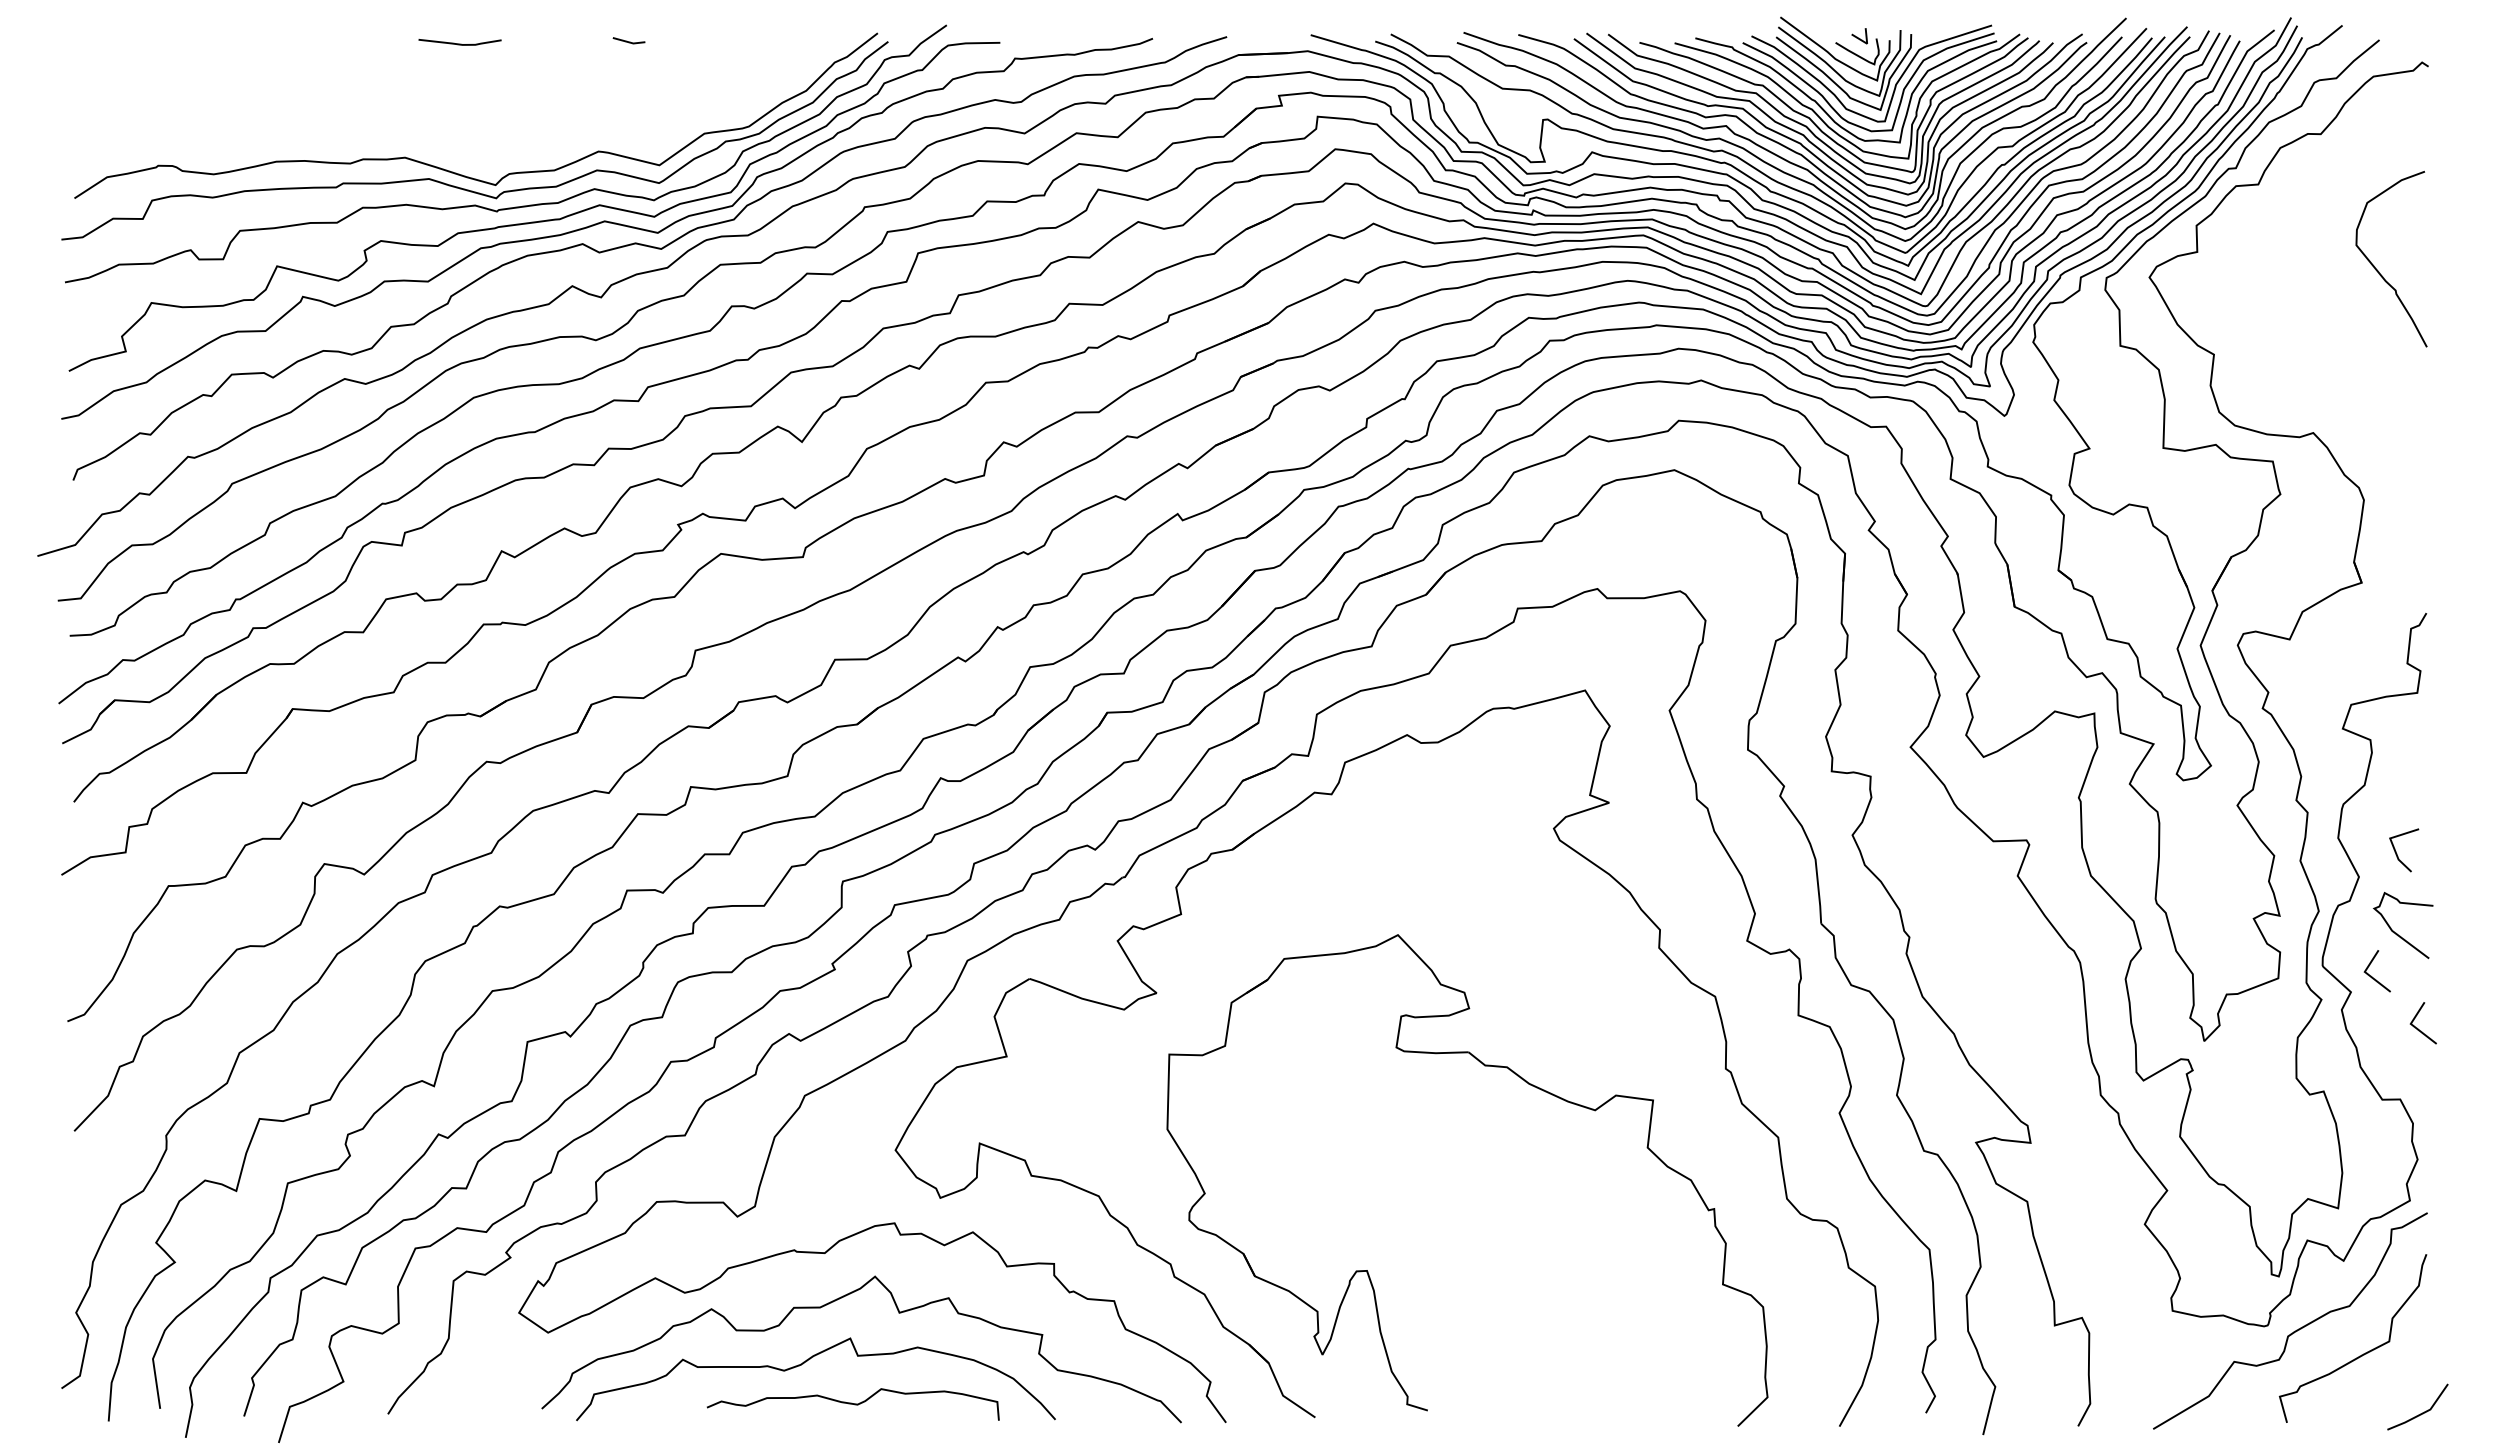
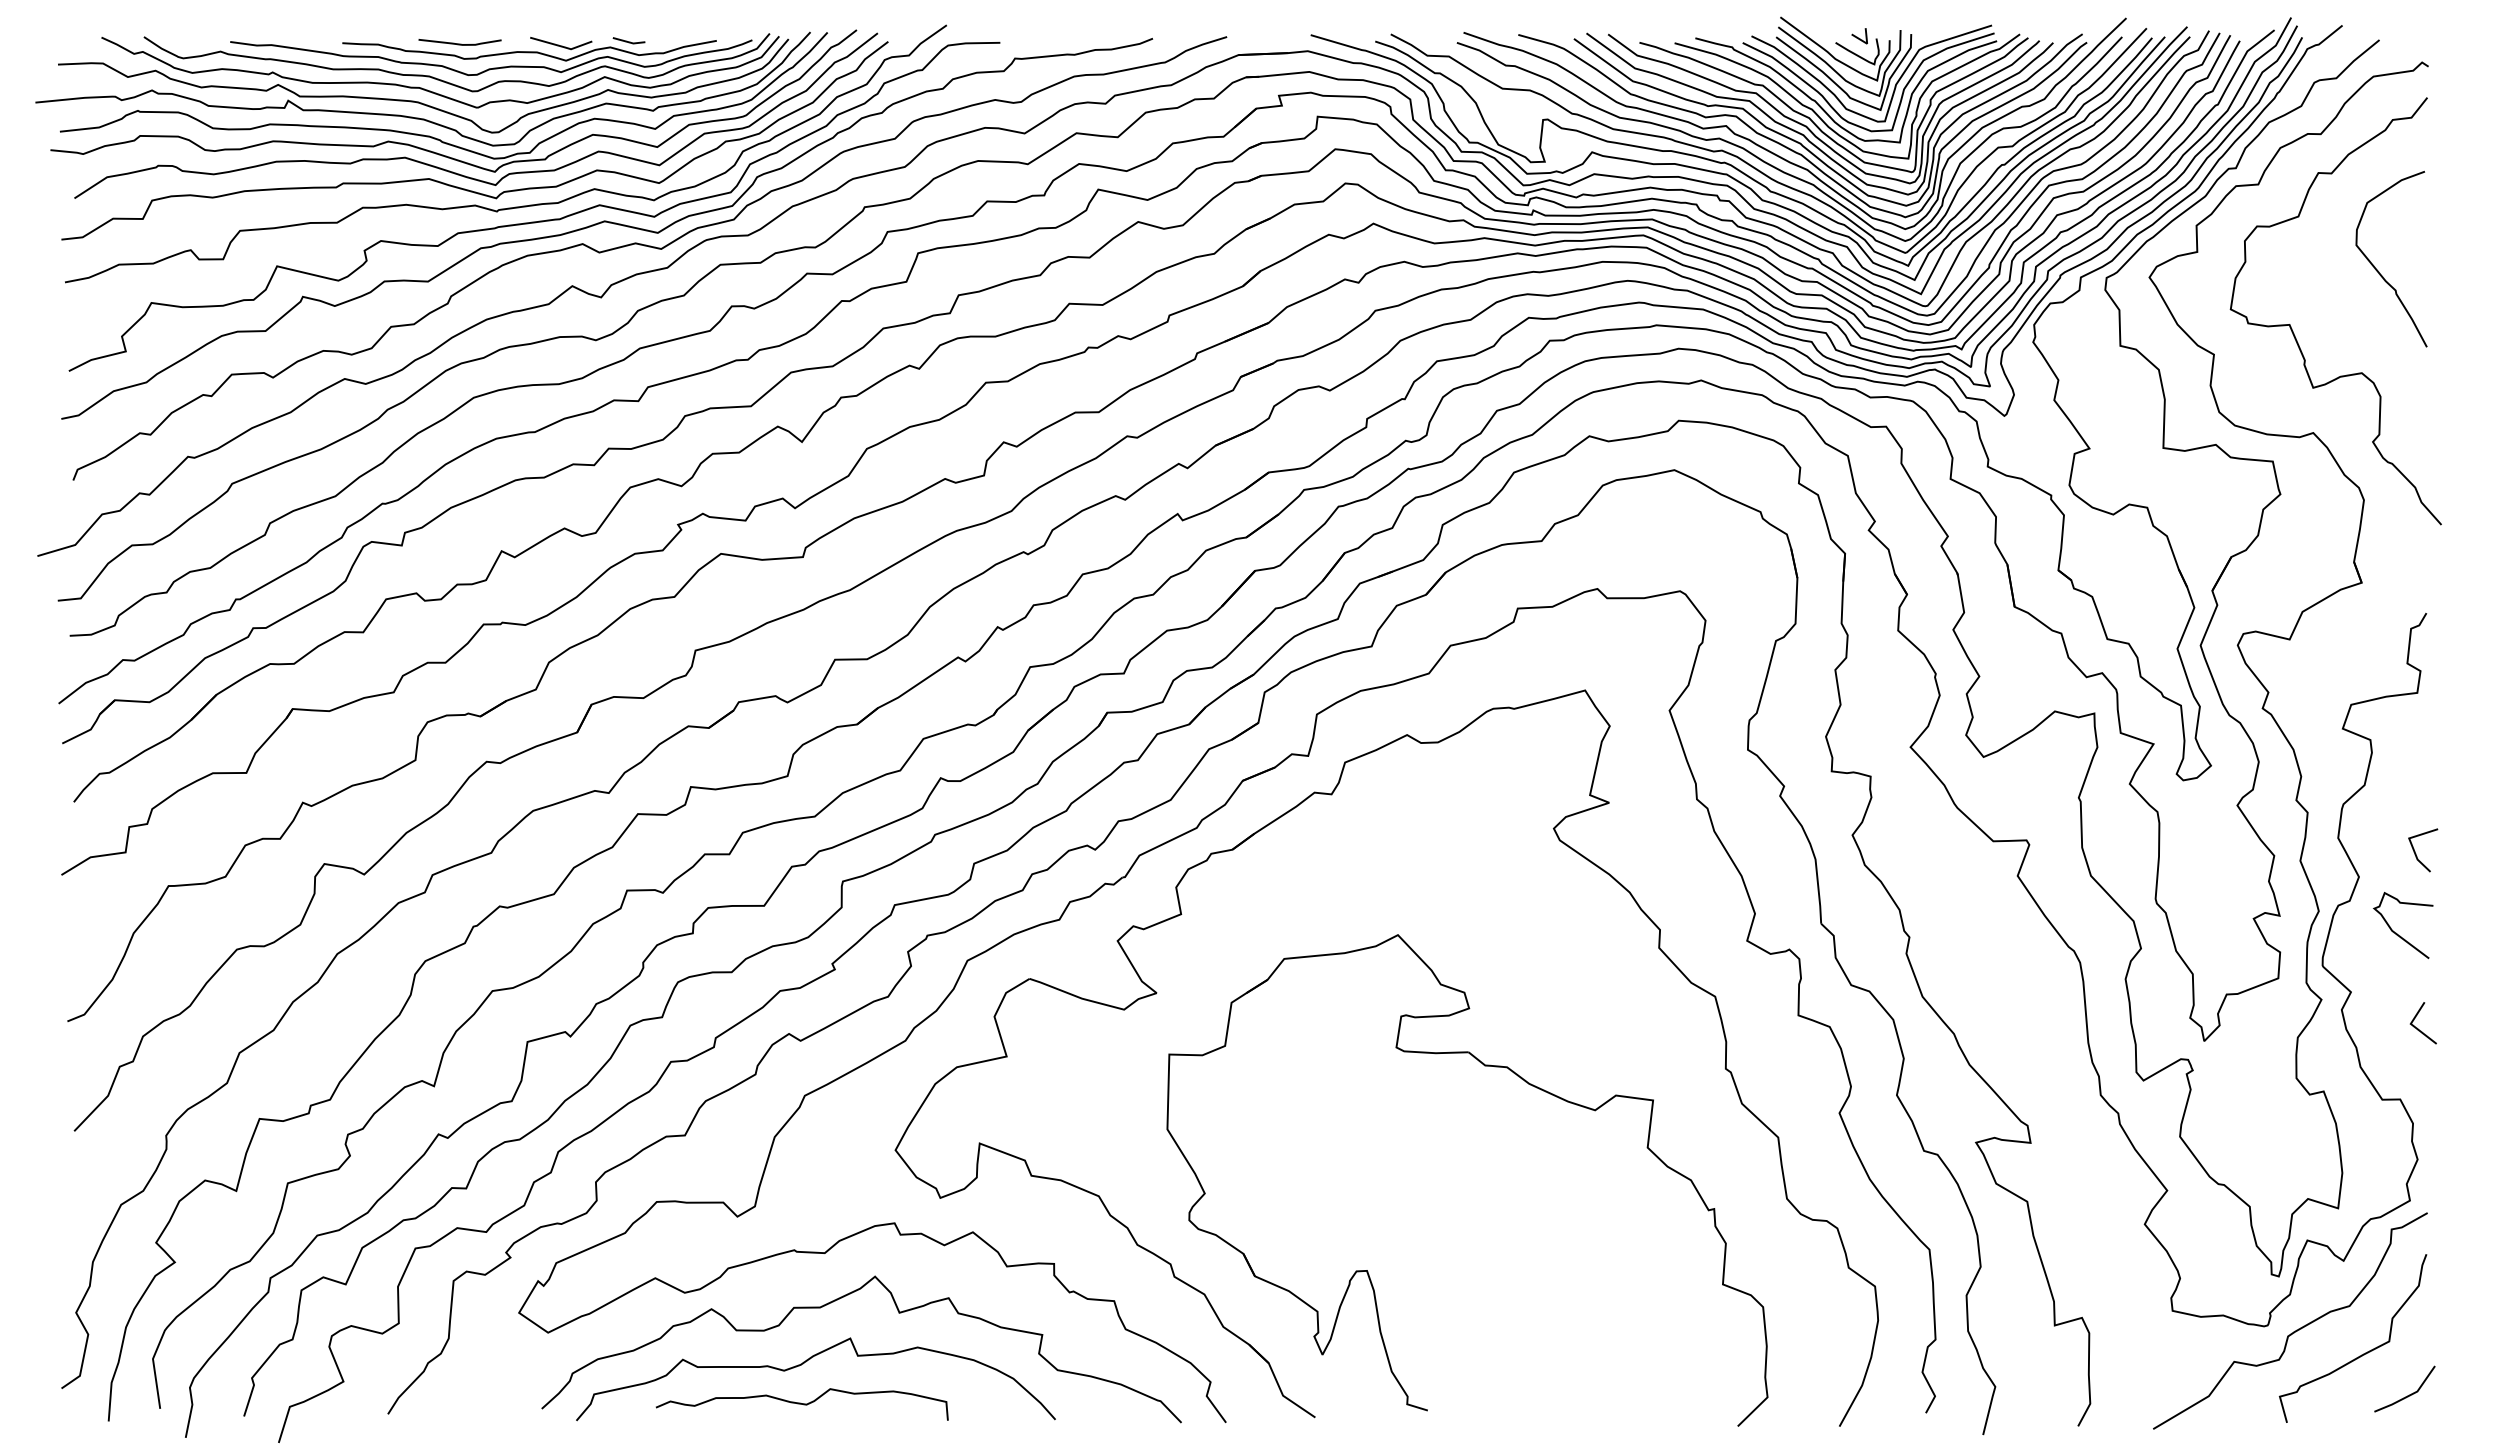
part: none -> present (446, 100)
curve: none -> present (2292, 328)
line position: (2397, 853) -> (2416, 853) (2416, 853)
line: present -> none (2371, 975)
curve position: (853, 1404) -> (802, 1404) (802, 1404)
line position: (2420, 1413) -> (2407, 1395) (2407, 1395)
